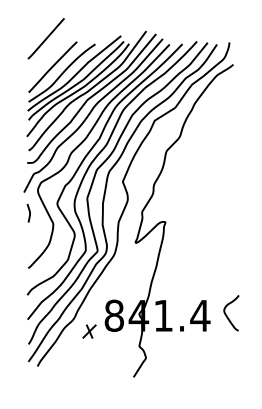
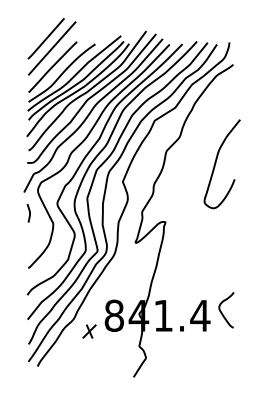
line: none -> present (52, 48)
curve: none -> present (216, 163)
curve position: (227, 315) -> (222, 312) (222, 312)
